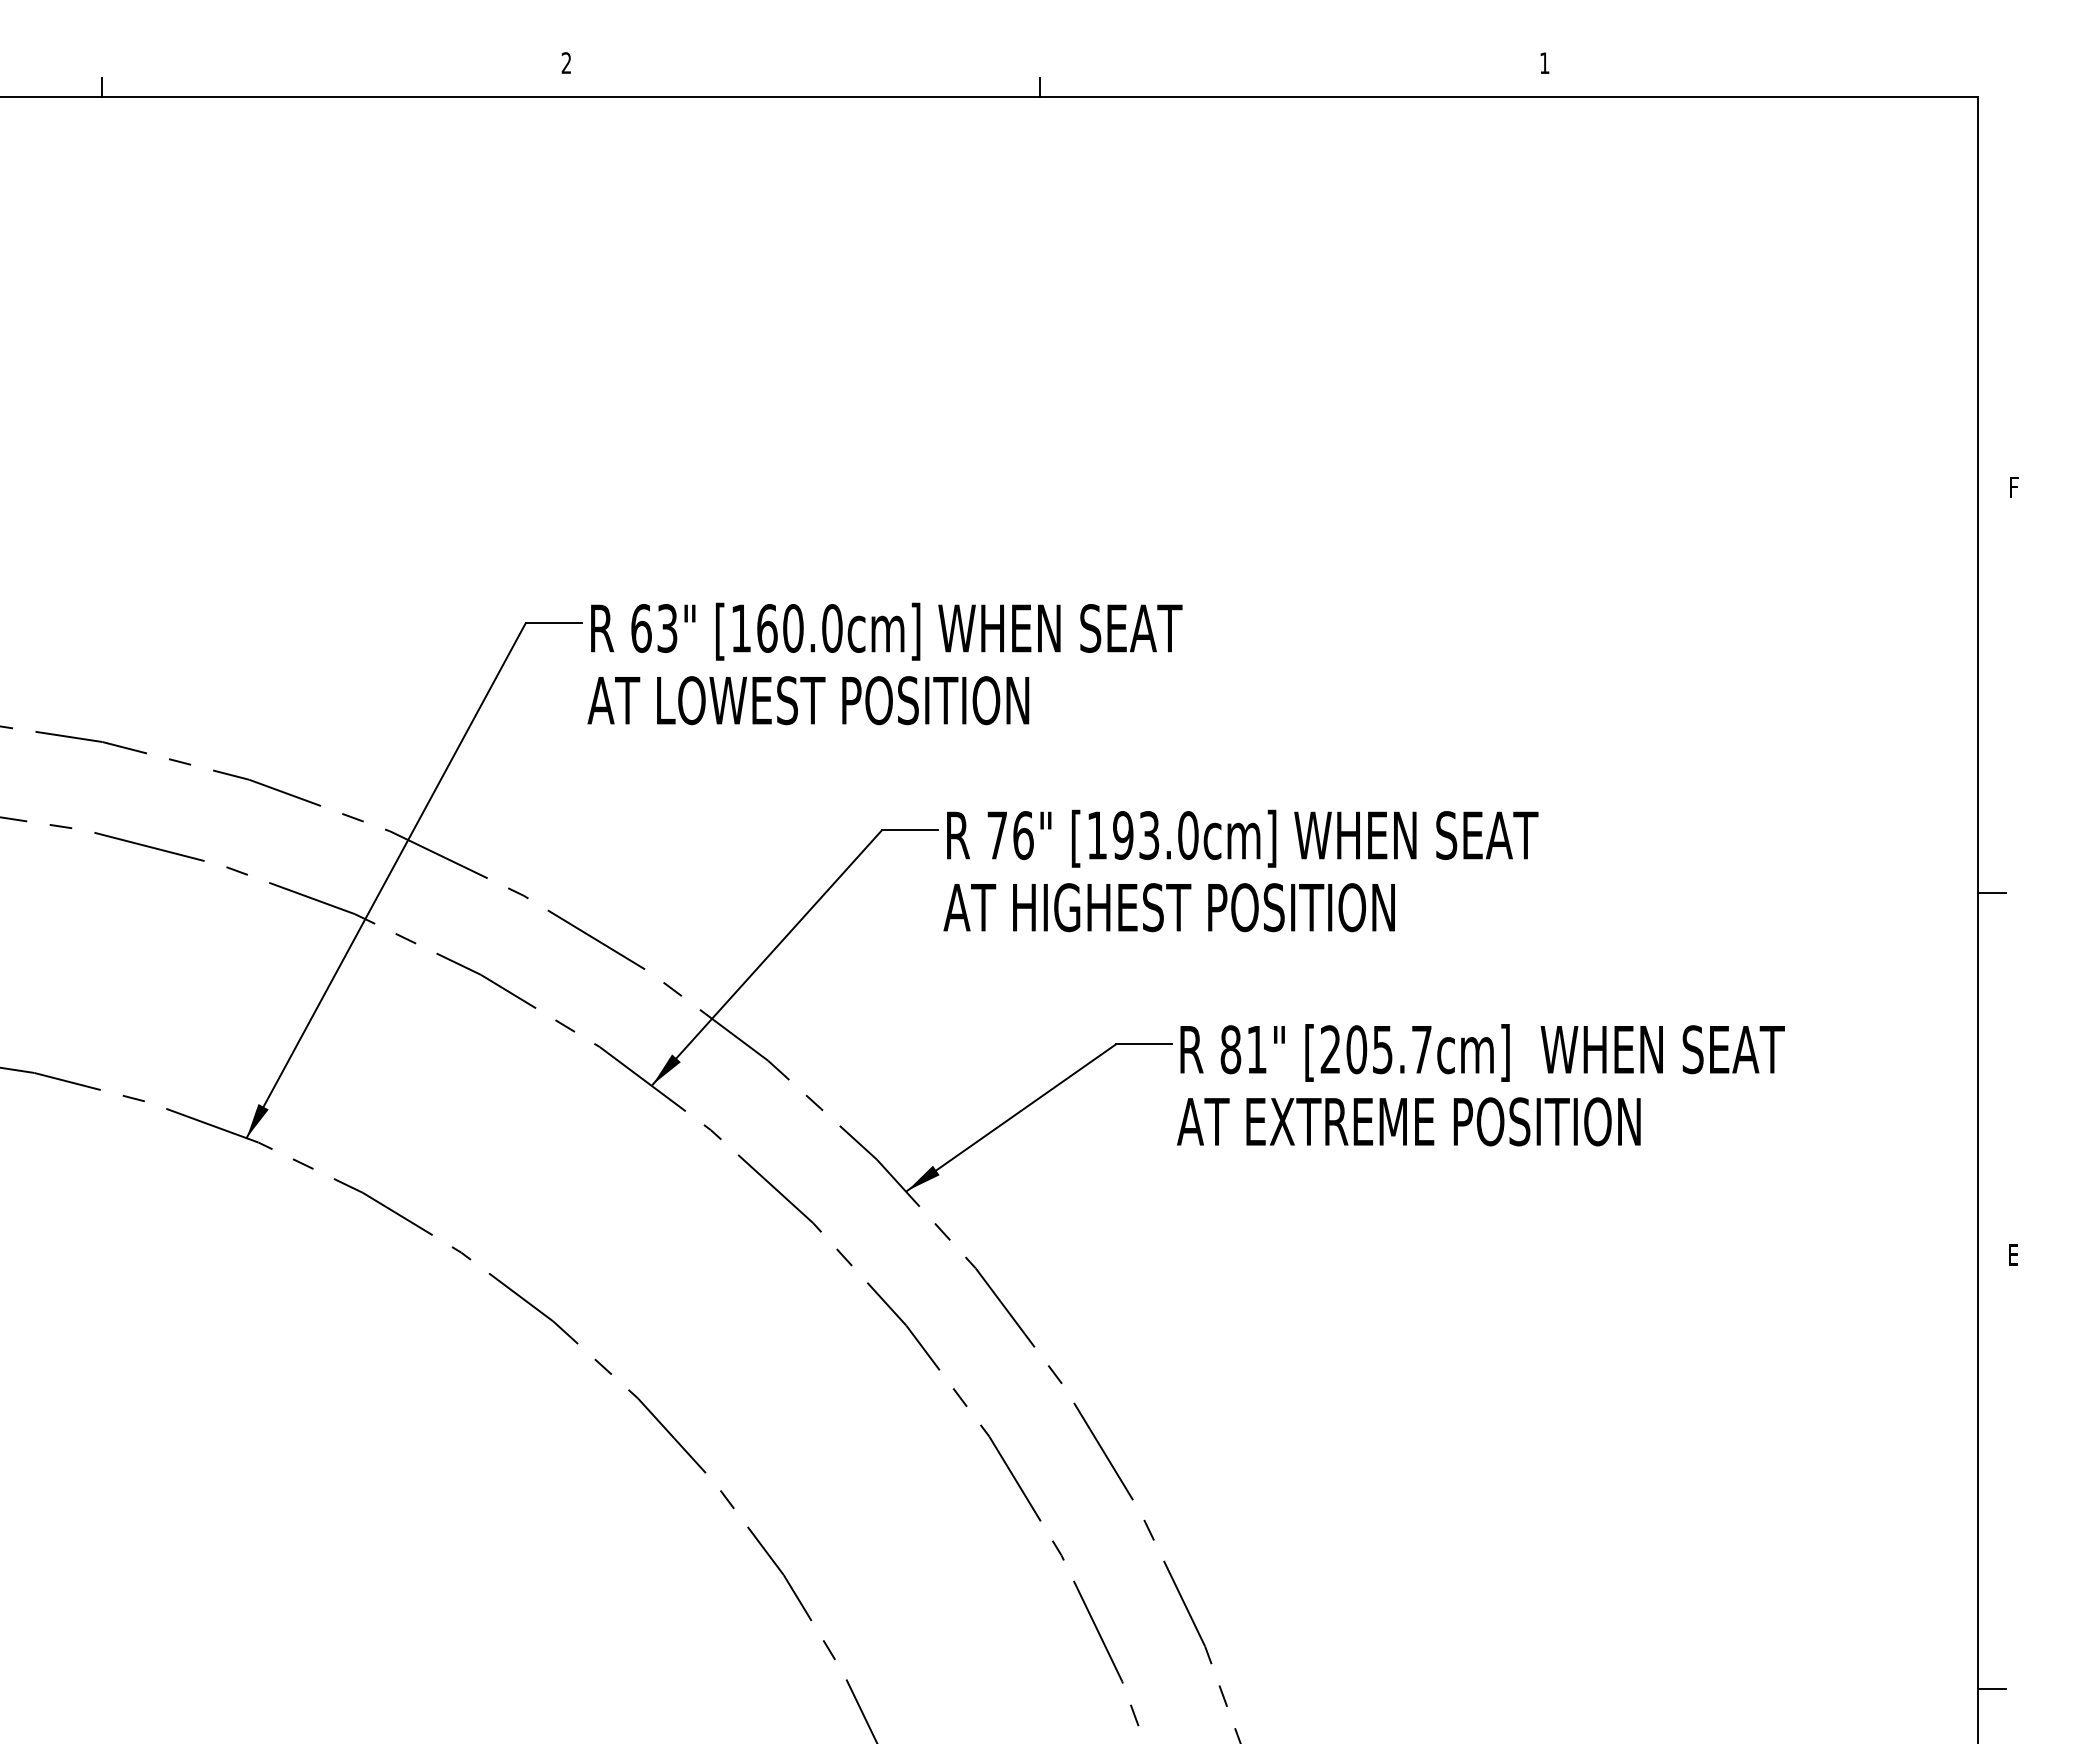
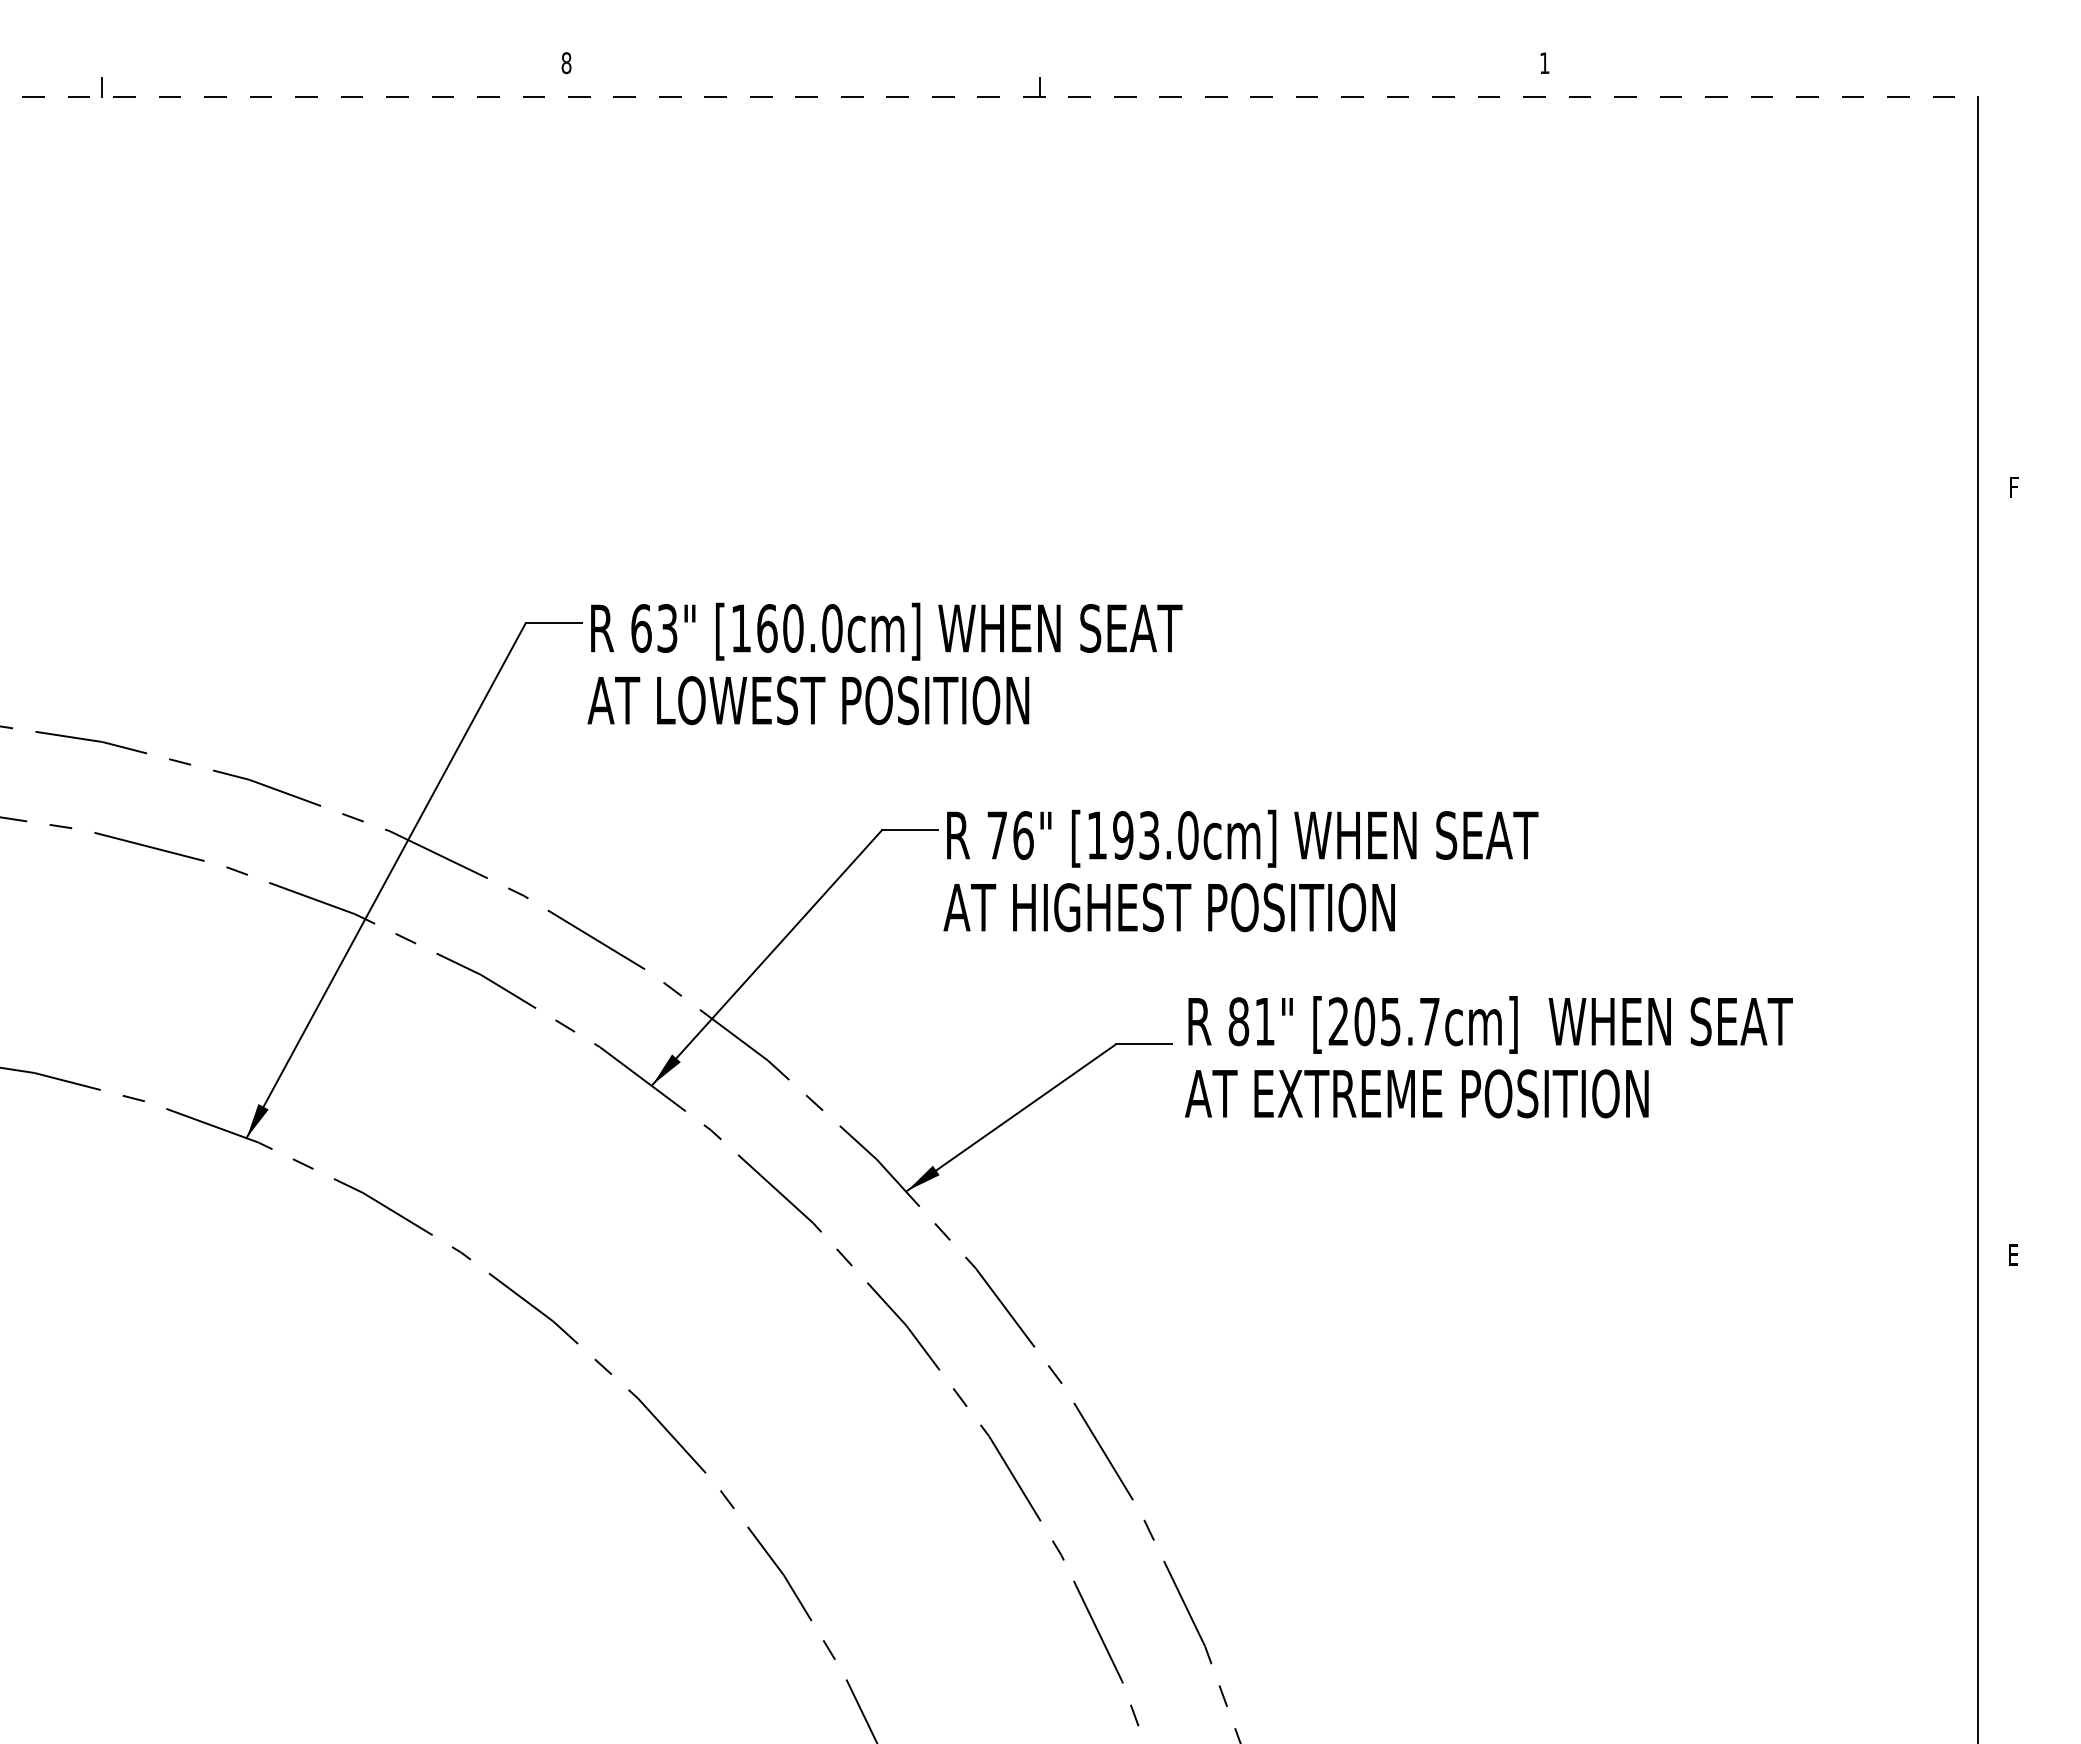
text: 2 -> 8 (566, 63)
line: solid -> dashed (989, 97)
line: present -> none (1992, 893)
text position: (1480, 1085) -> (1488, 1057) (1488, 1057)
line: present -> none (1992, 1689)
